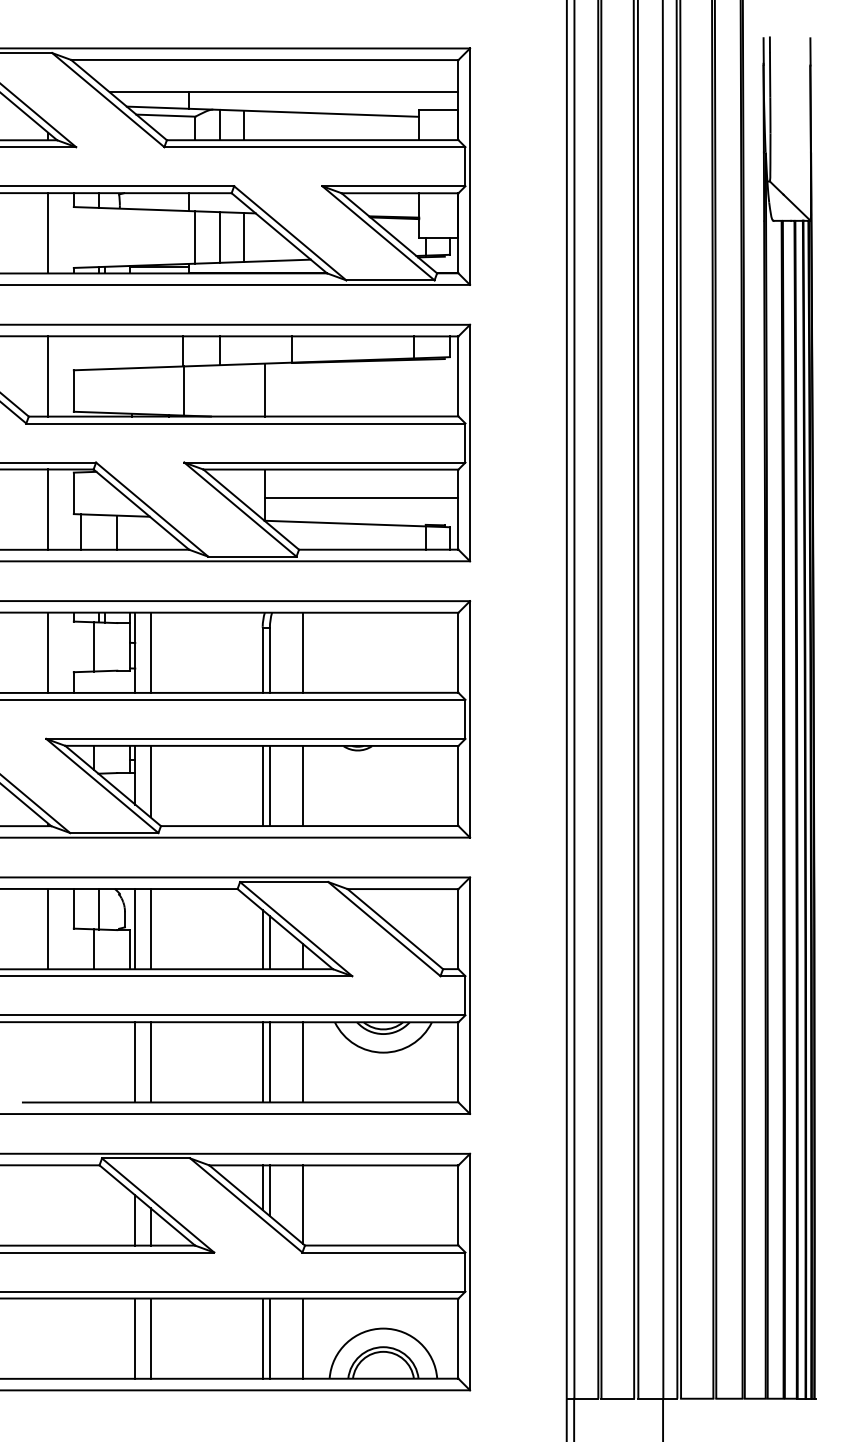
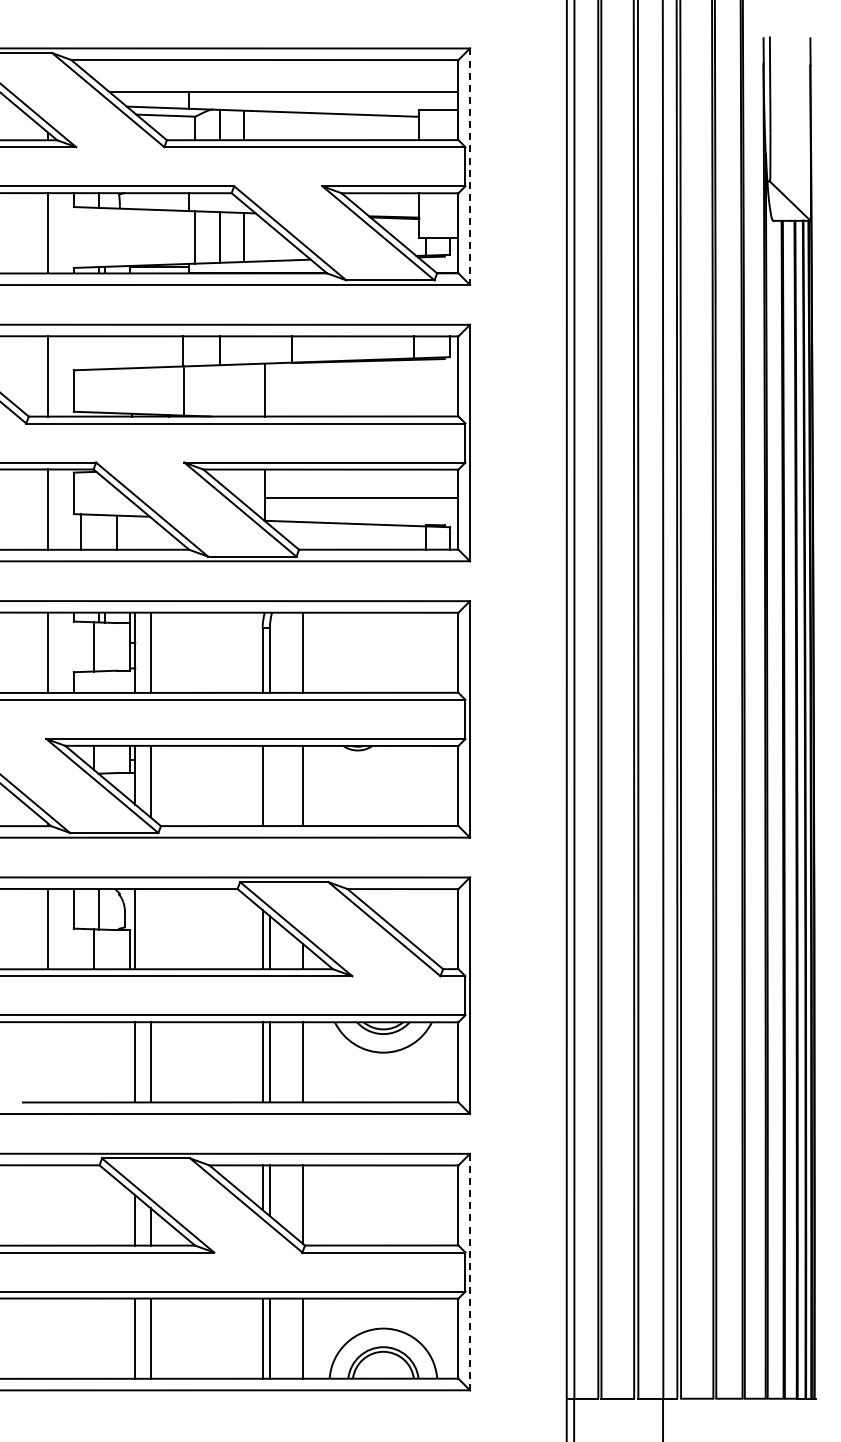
line: solid -> dashed (470, 167)
line: present -> none (269, 785)
line: present -> none (150, 929)
line: solid -> dashed (470, 1272)
